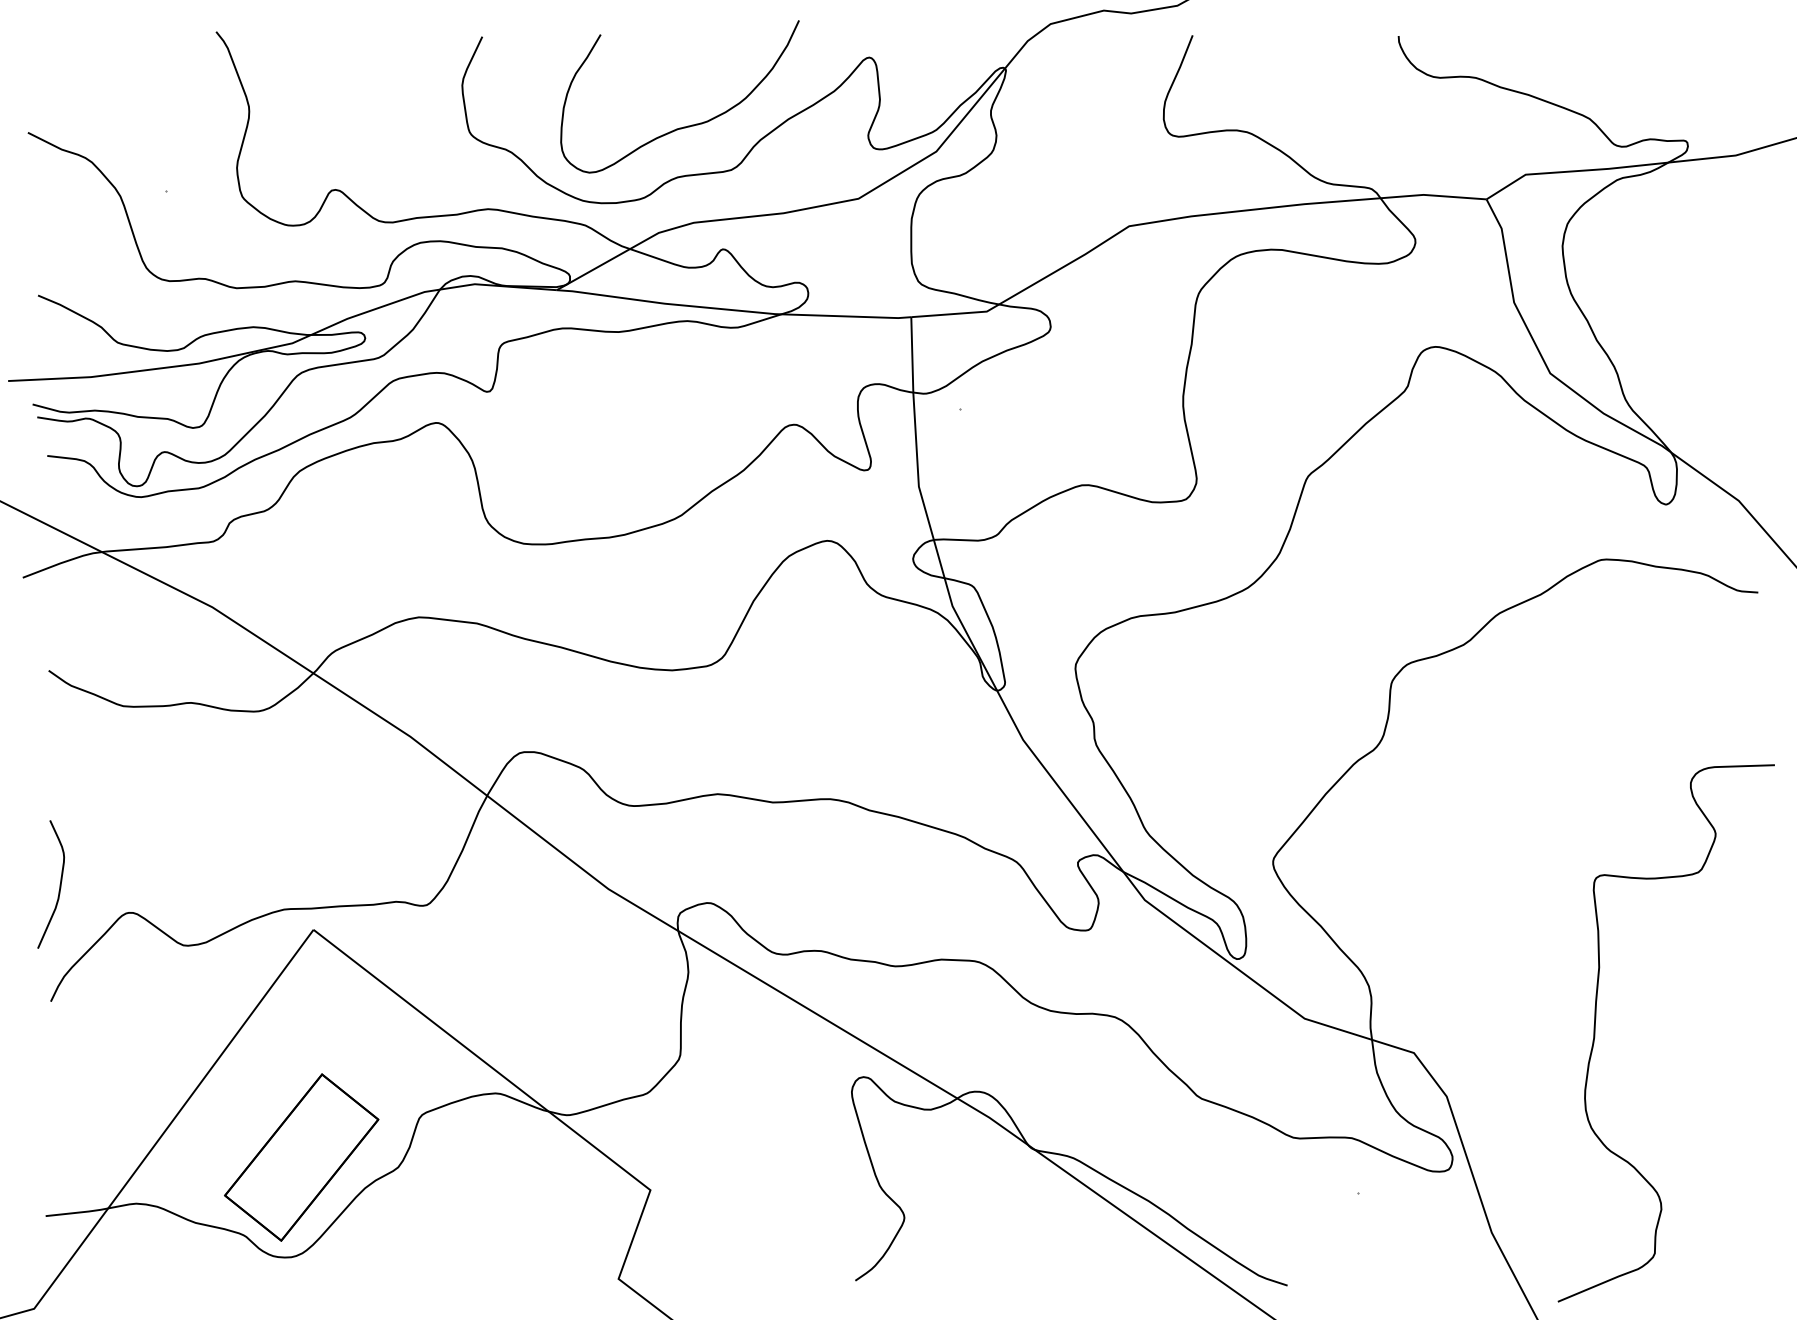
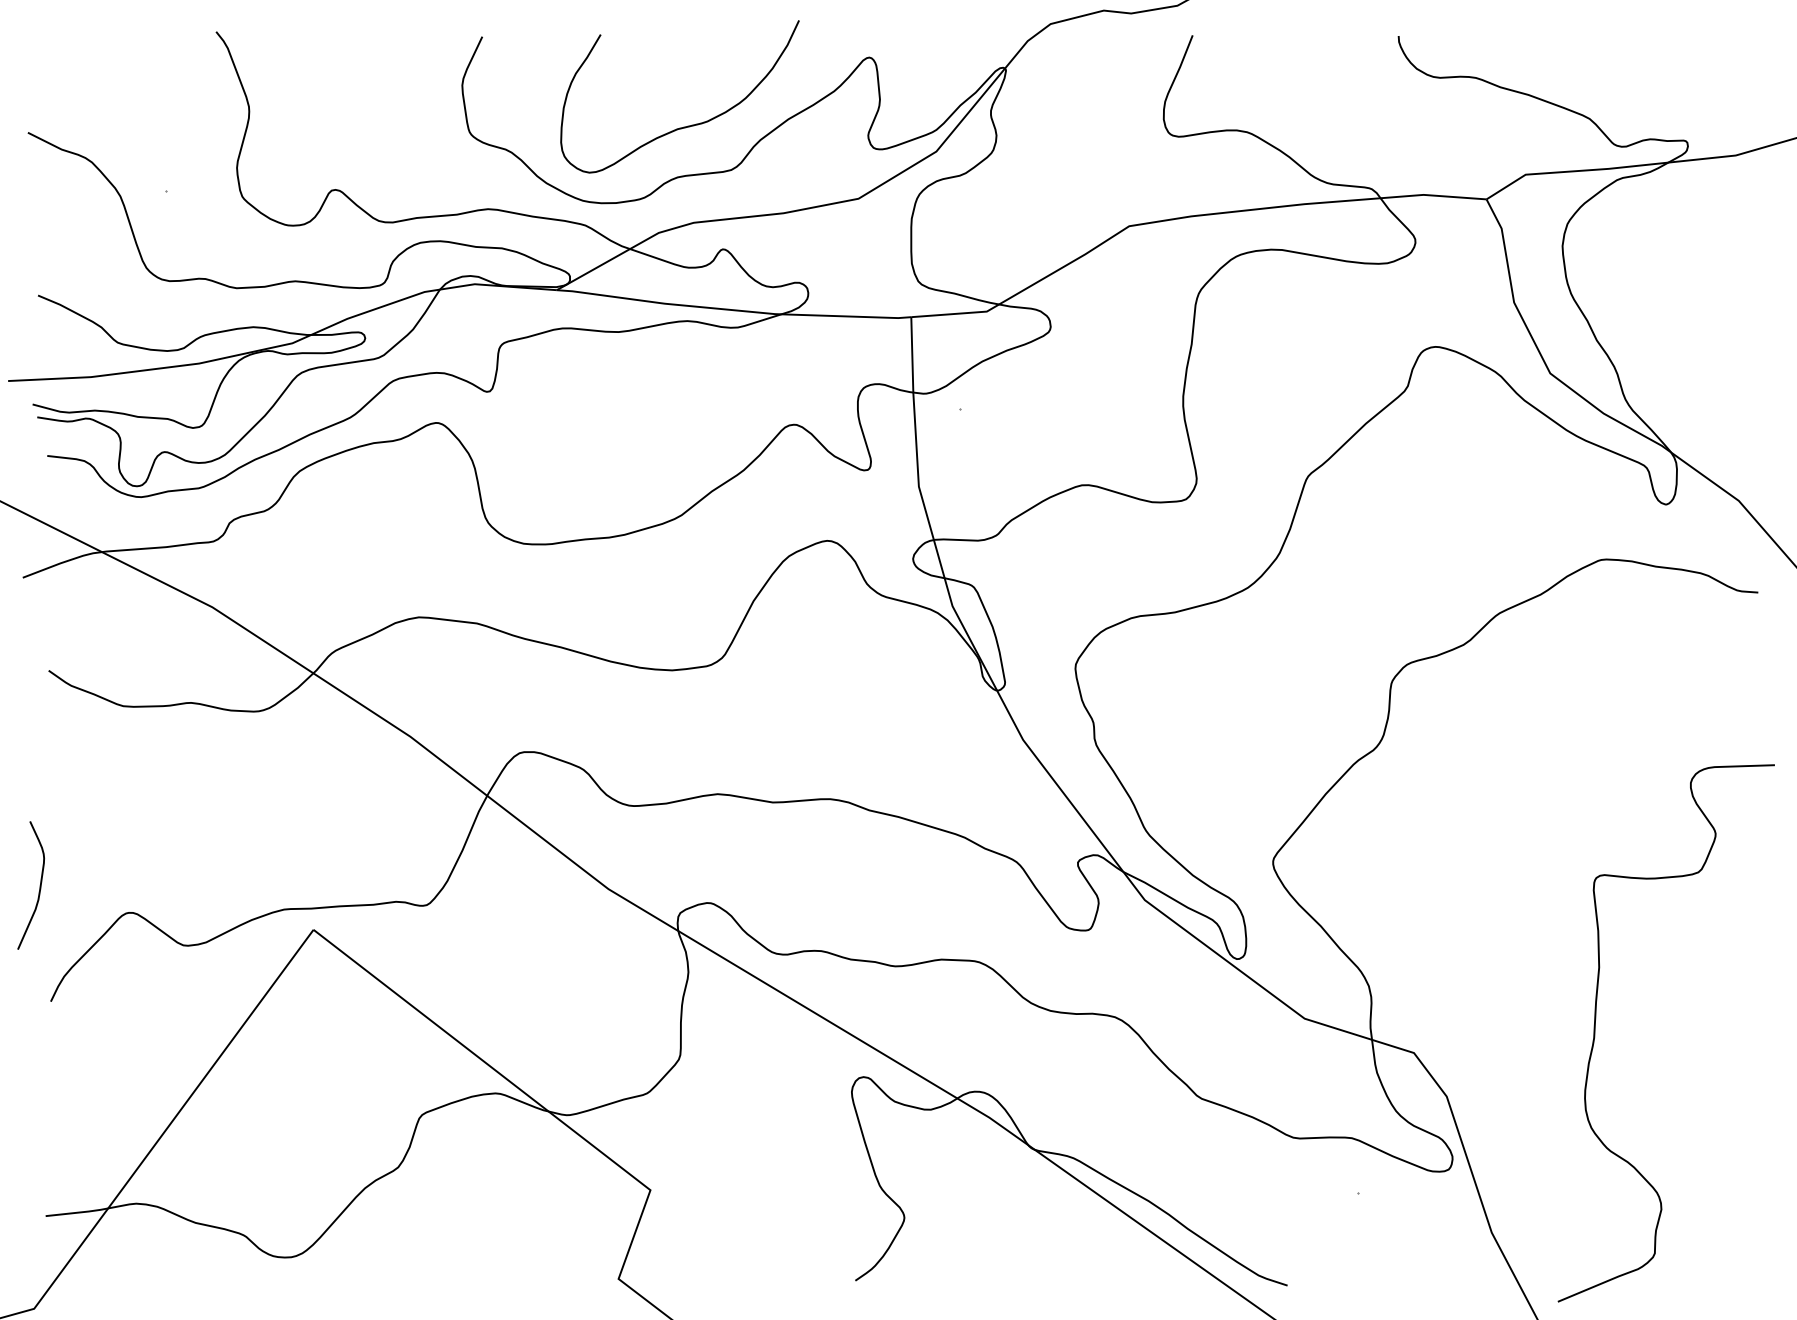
curve position: (59, 884) -> (39, 885) (39, 885)
part: present -> none (301, 1157)
